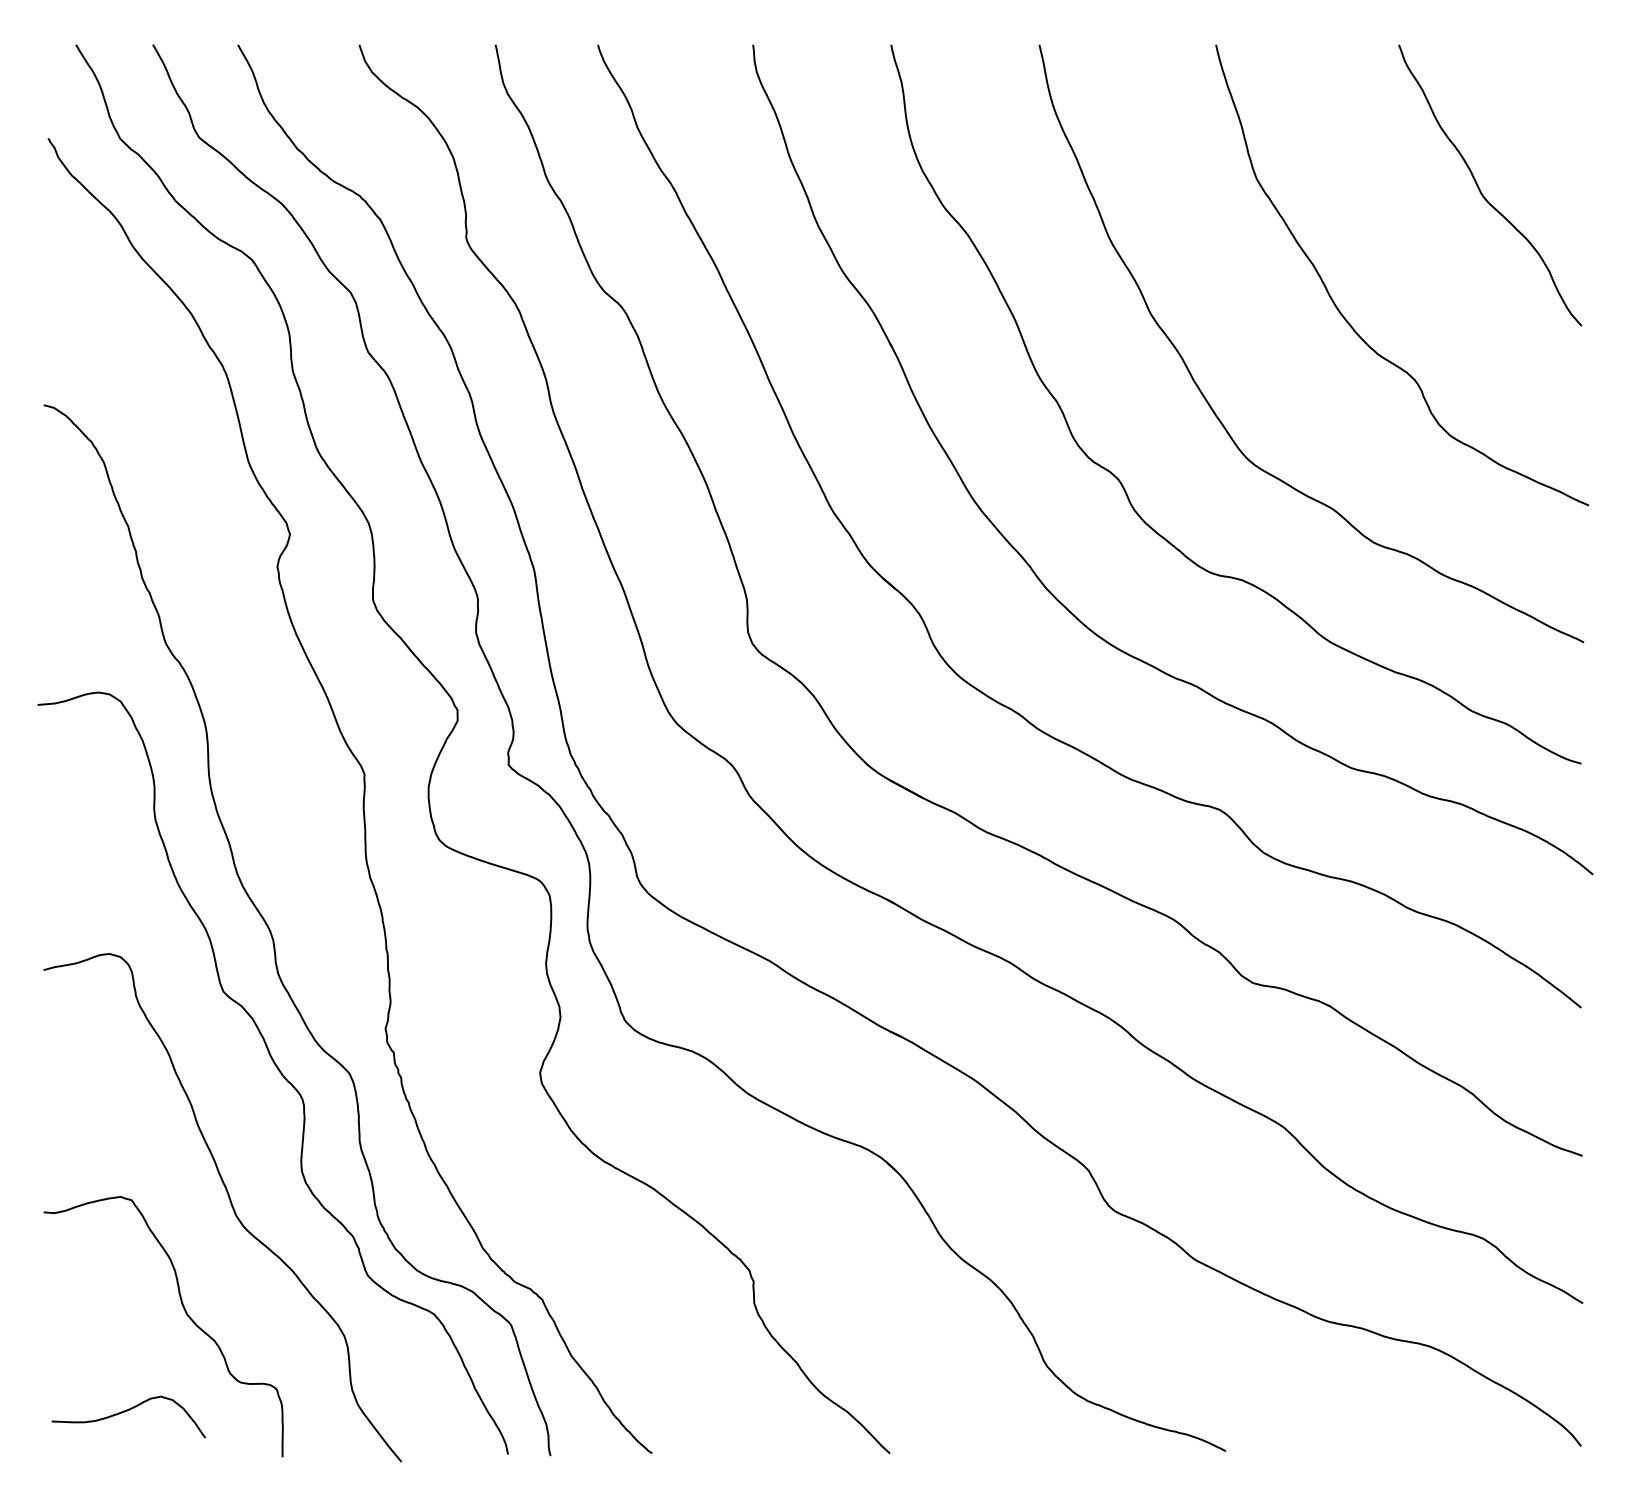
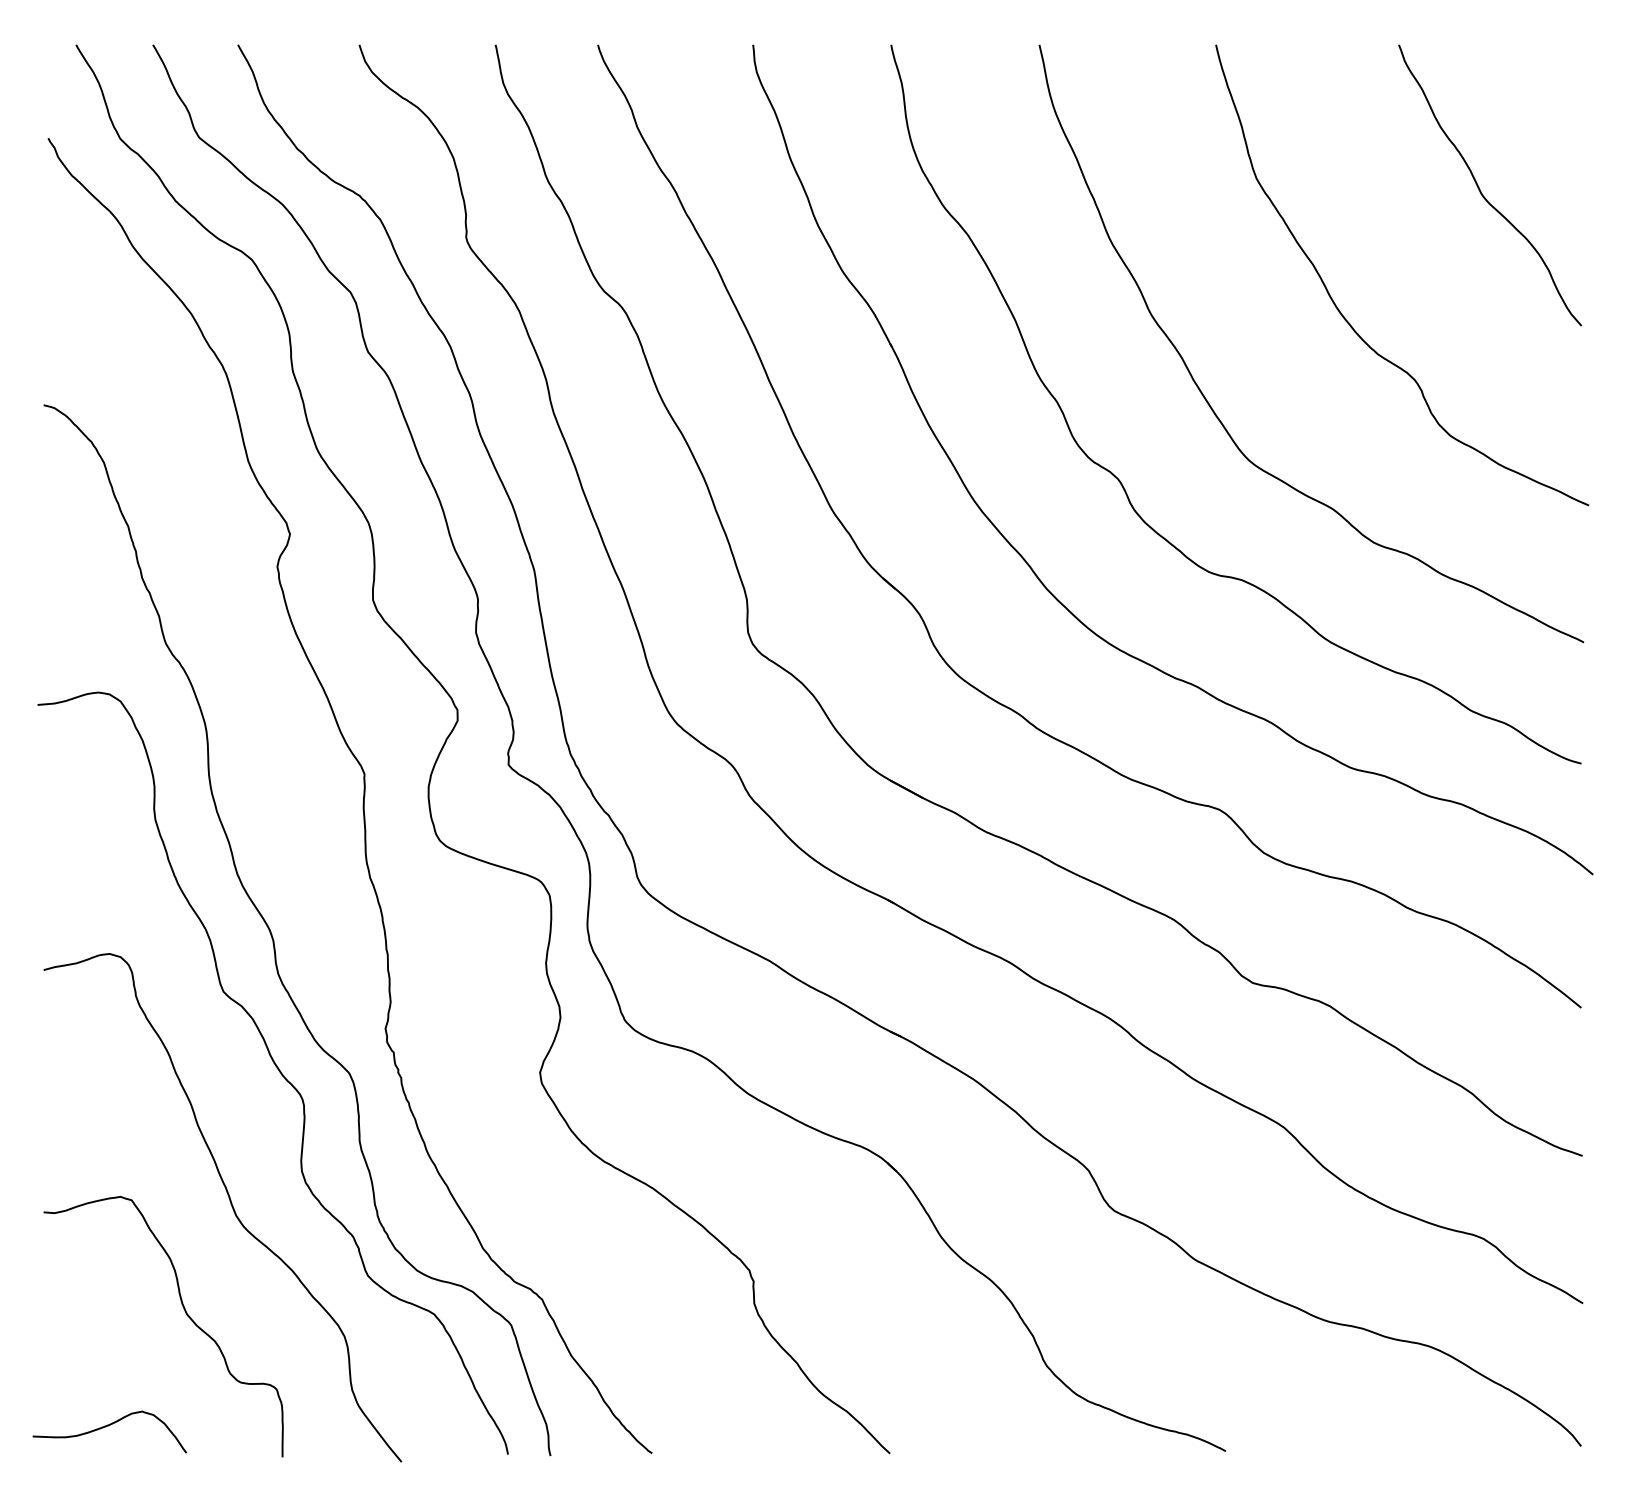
curve position: (127, 1411) -> (108, 1426) (108, 1426)
